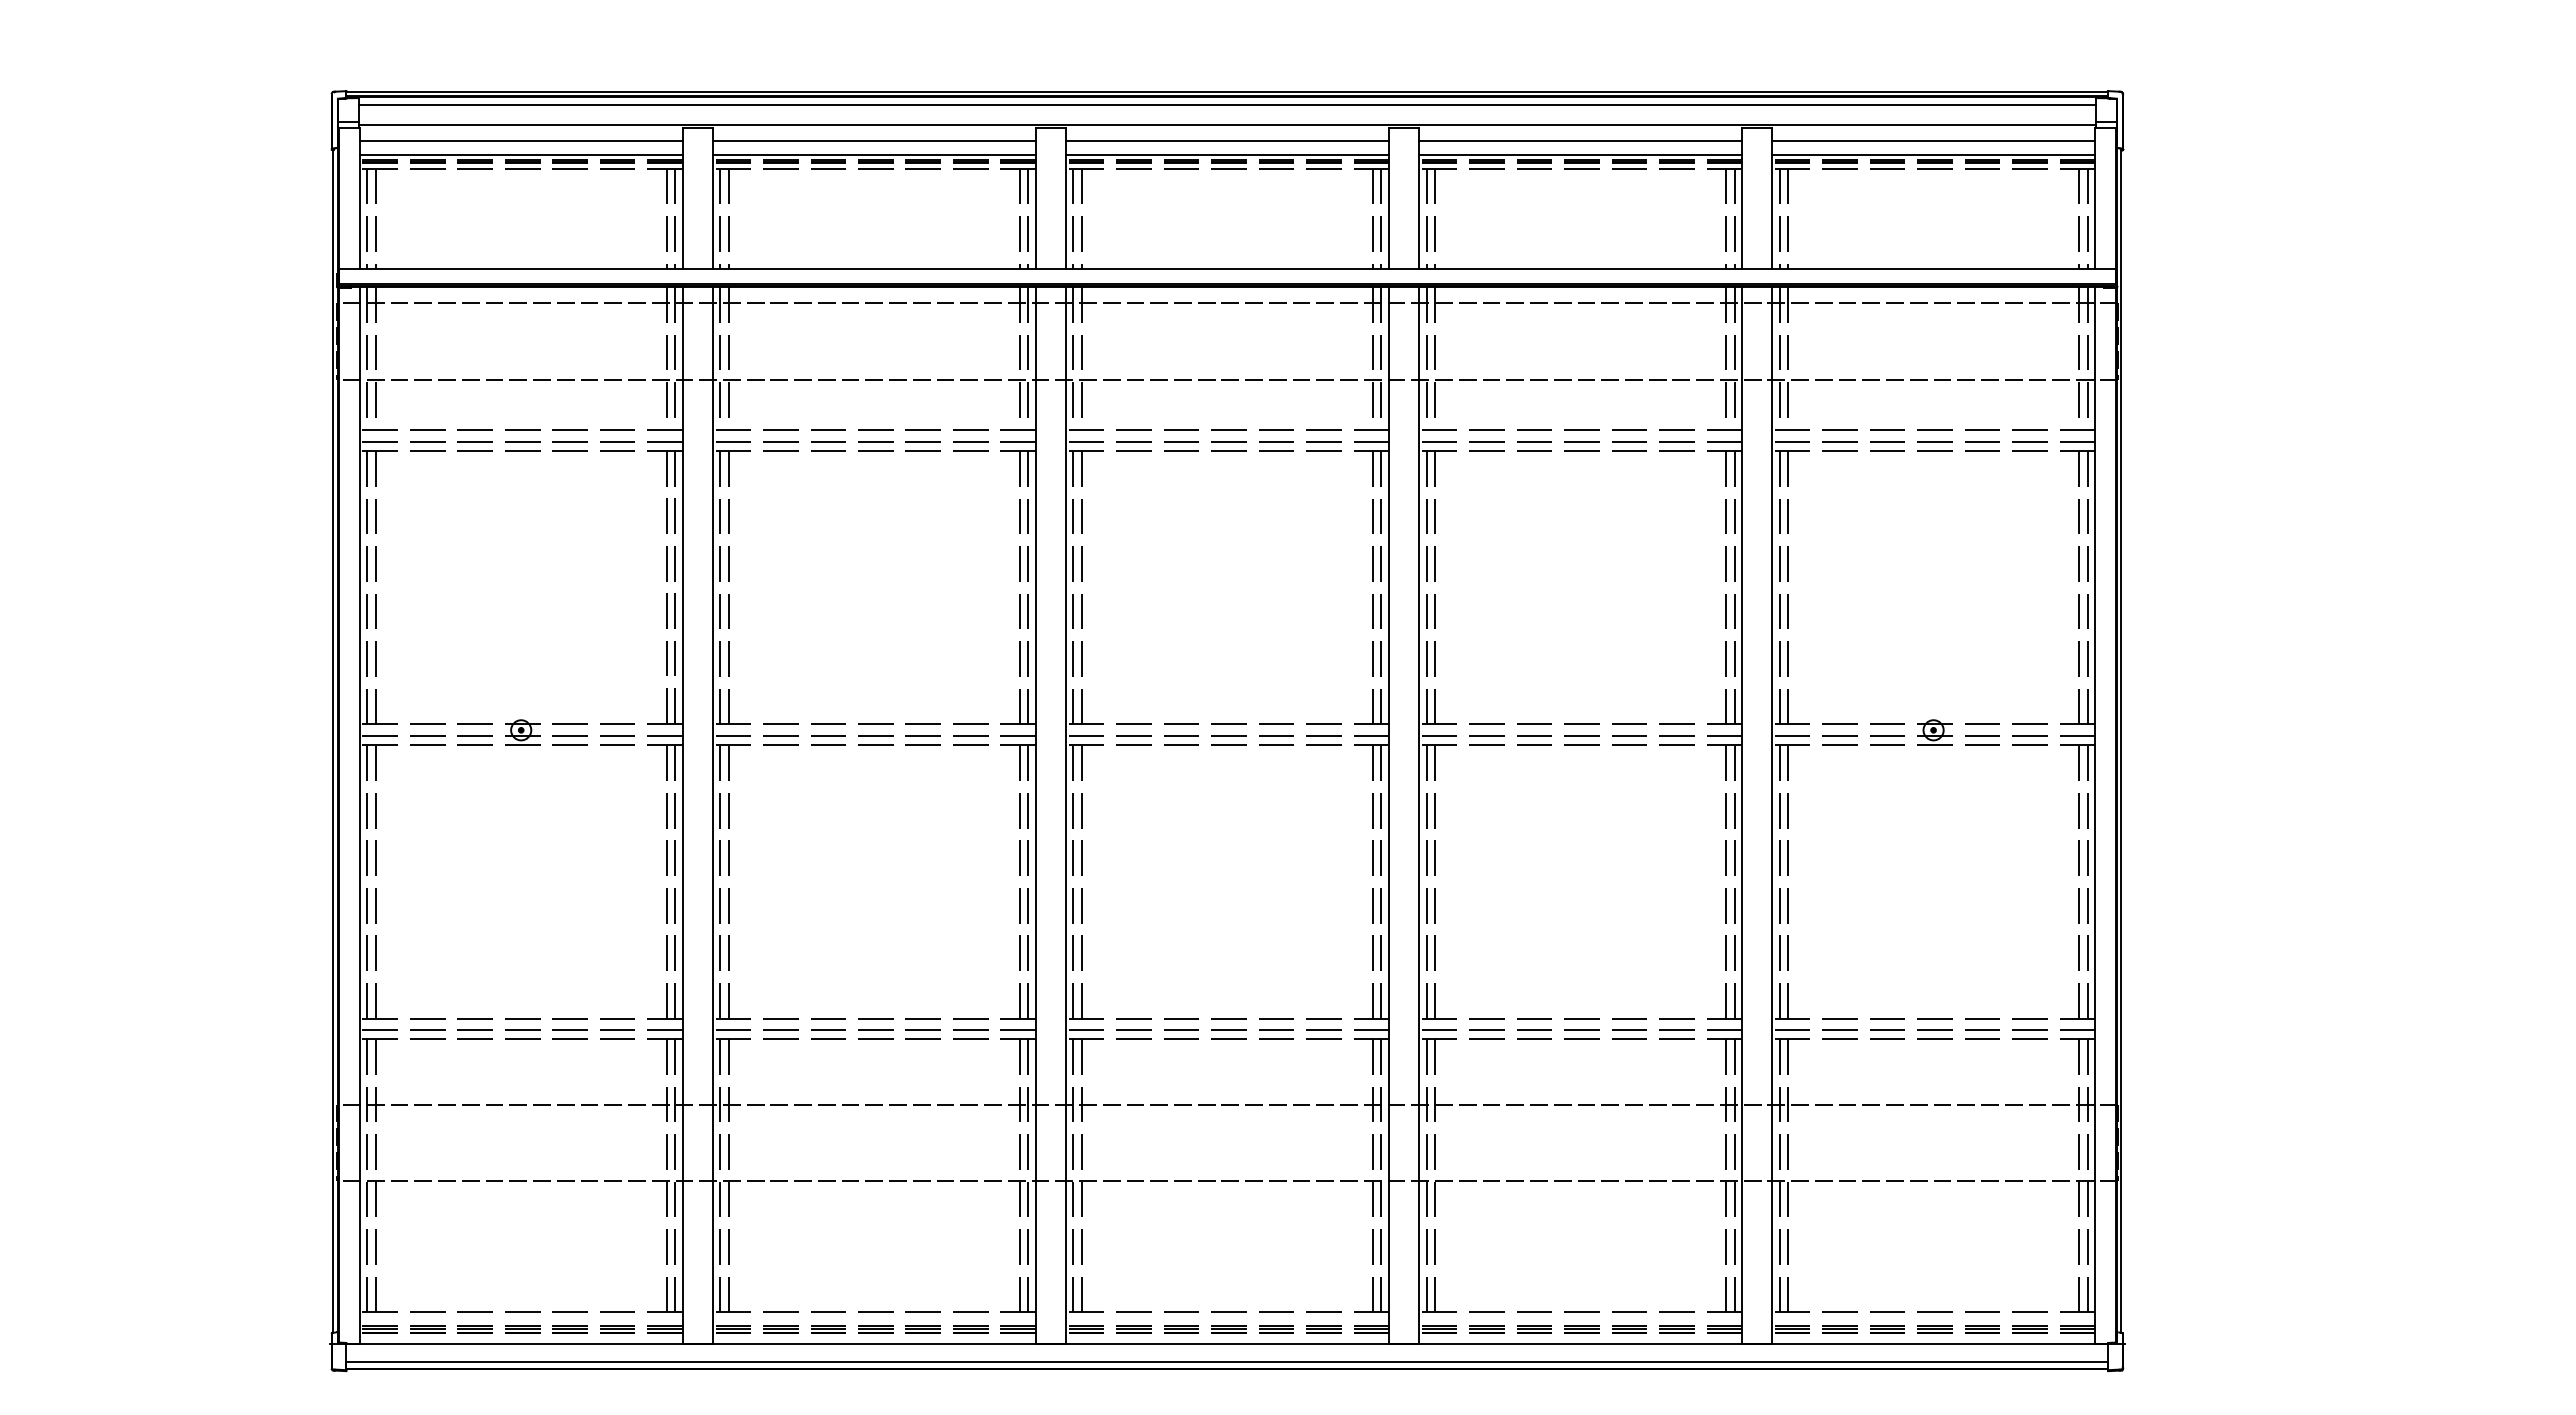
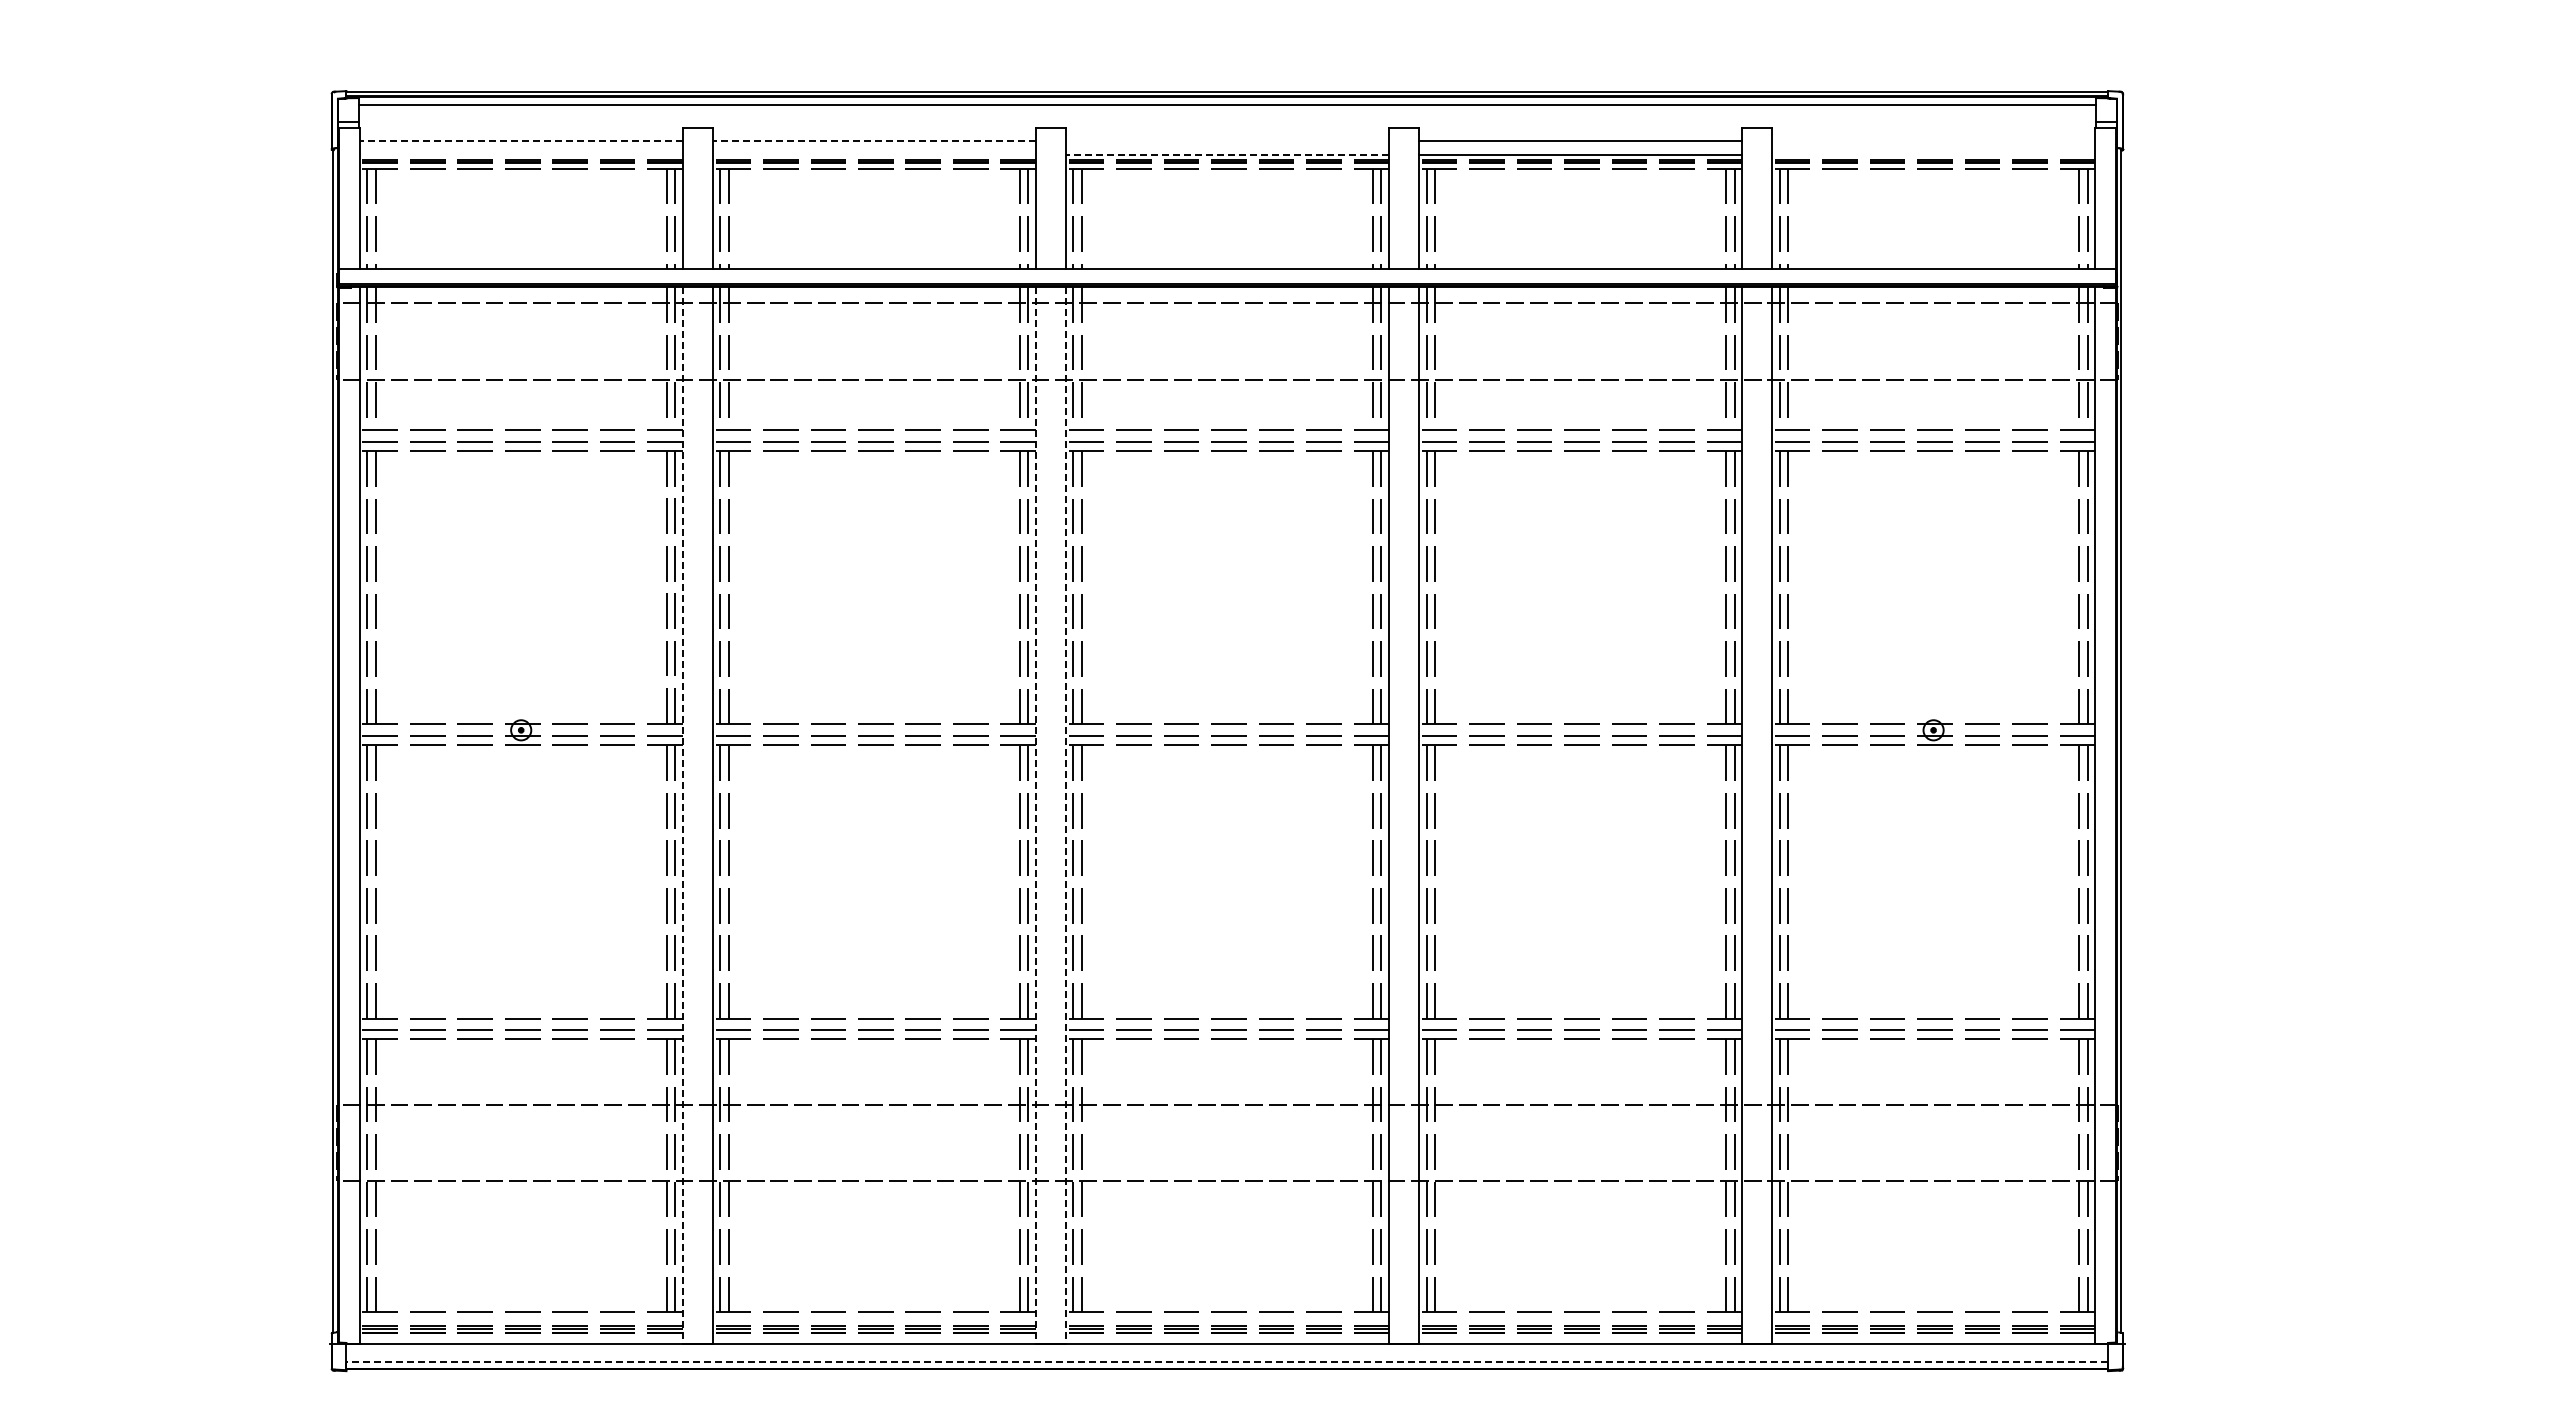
line: present -> none (1226, 125)
line: solid -> dashed (521, 140)
line: solid -> dashed (874, 140)
line: present -> none (1227, 140)
line: present -> none (1933, 140)
line: present -> none (520, 155)
line: present -> none (874, 155)
line: solid -> dashed (1227, 155)
line: present -> none (1933, 155)
line: solid -> dashed (682, 816)
line: solid -> dashed (1036, 816)
line: solid -> dashed (1065, 816)
line: solid -> dashed (1227, 1362)
